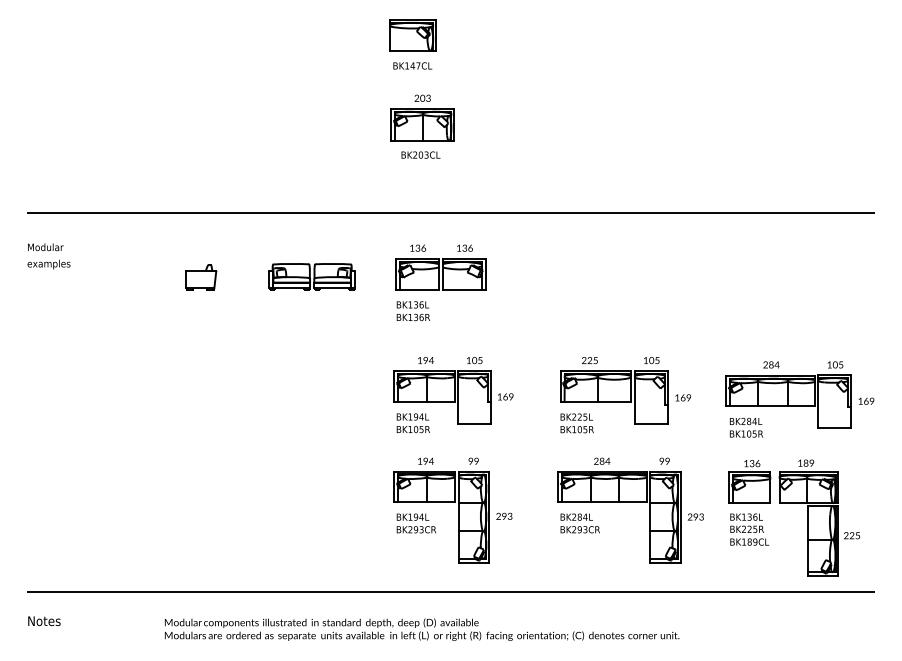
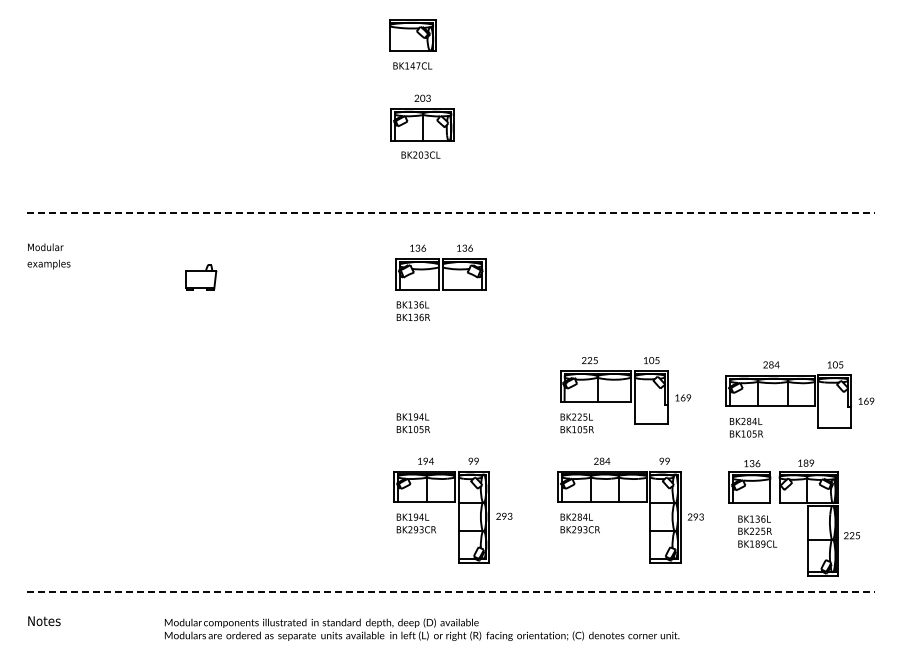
line: solid -> dashed (451, 212)
part: present -> none (311, 276)
part: present -> none (453, 390)
text position: (749, 529) -> (757, 531) (757, 531)
line: solid -> dashed (451, 592)
